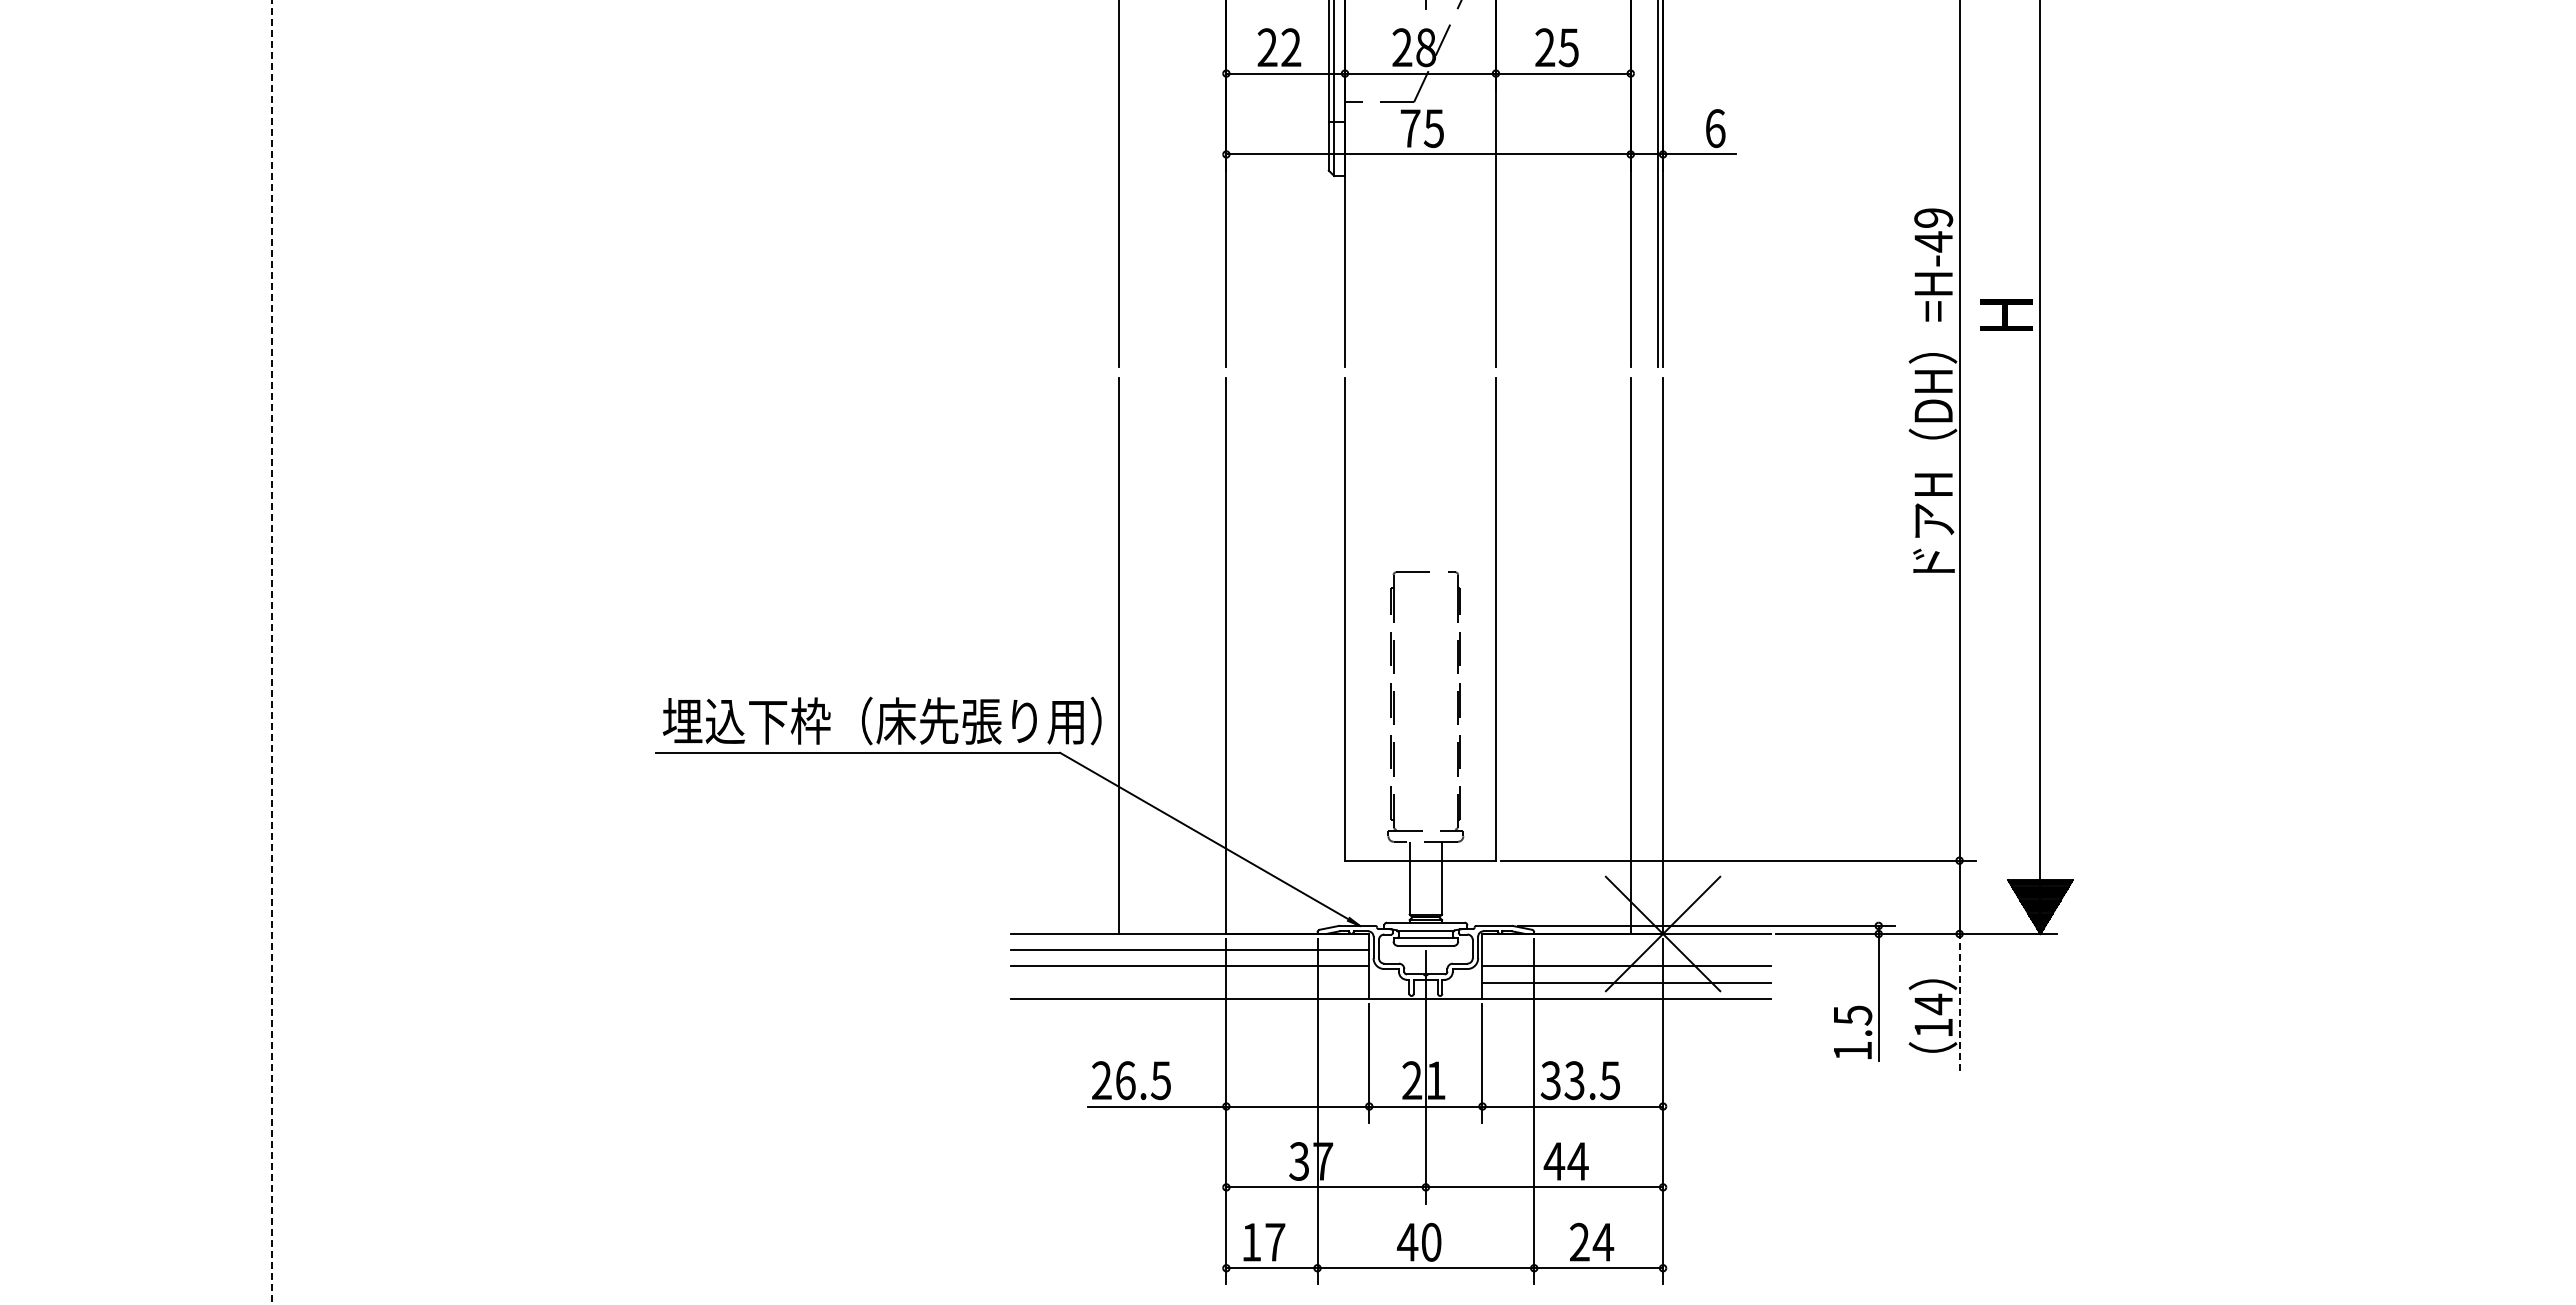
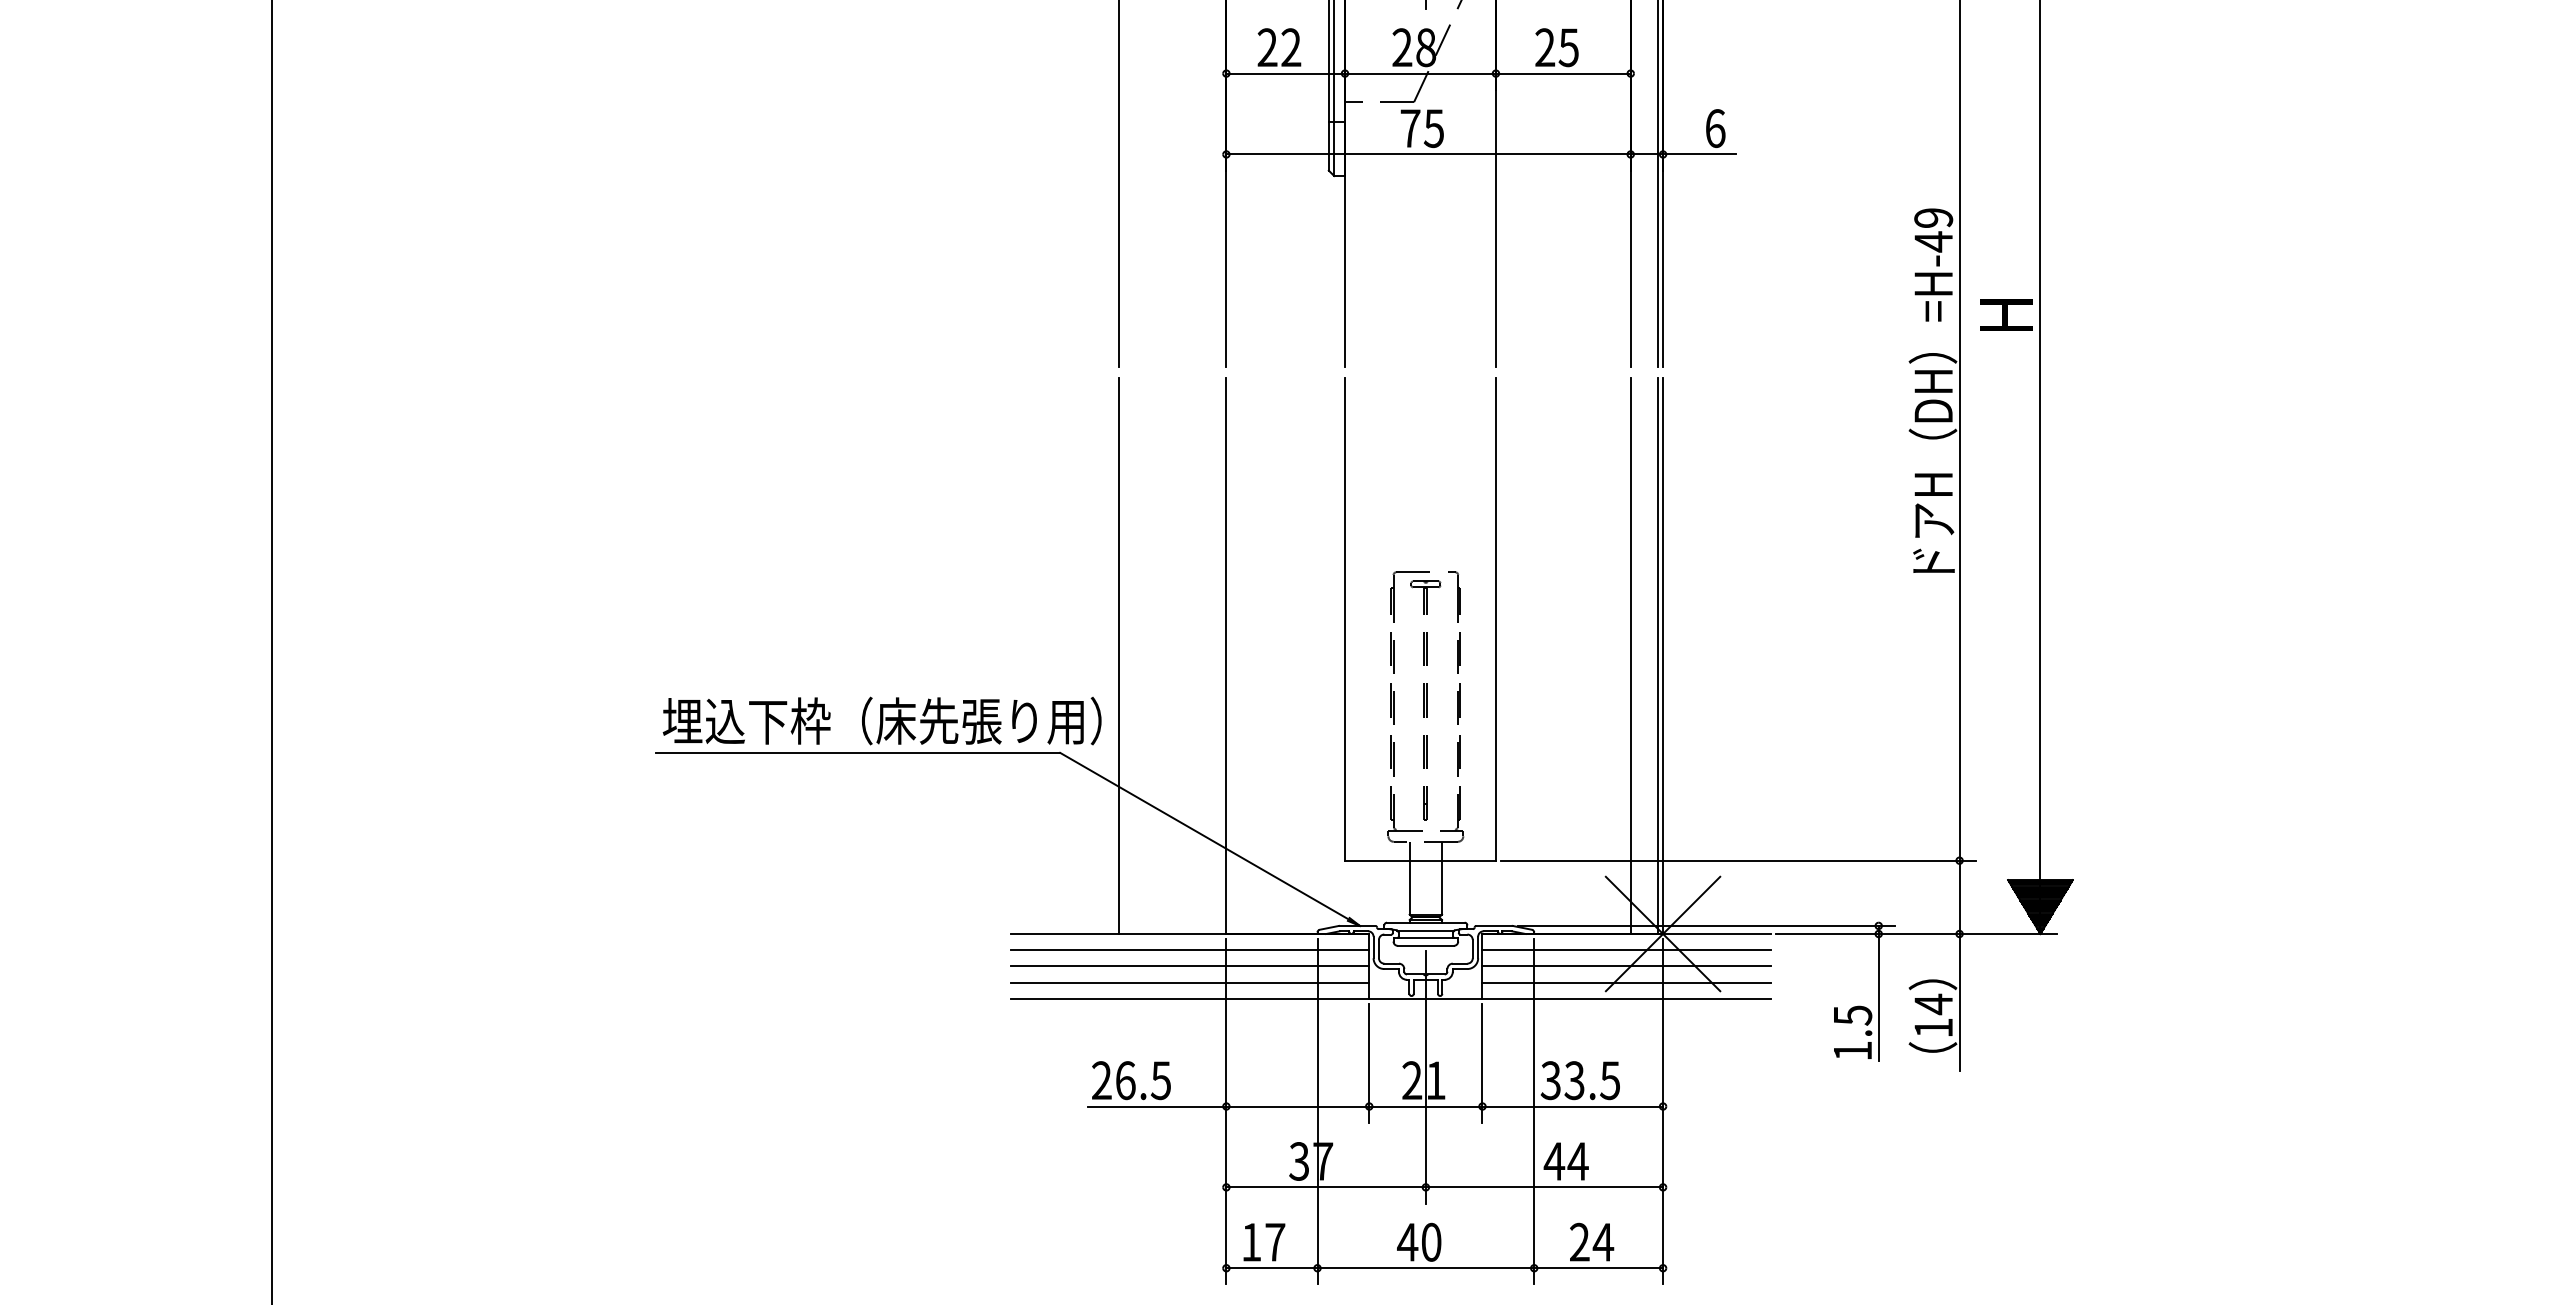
line: dashed -> solid (272, 652)
line: none -> present (1657, 656)
part: none -> present (1425, 700)
line: none -> present (1626, 950)
line: none -> present (1189, 982)
line: dashed -> solid (1959, 1001)
